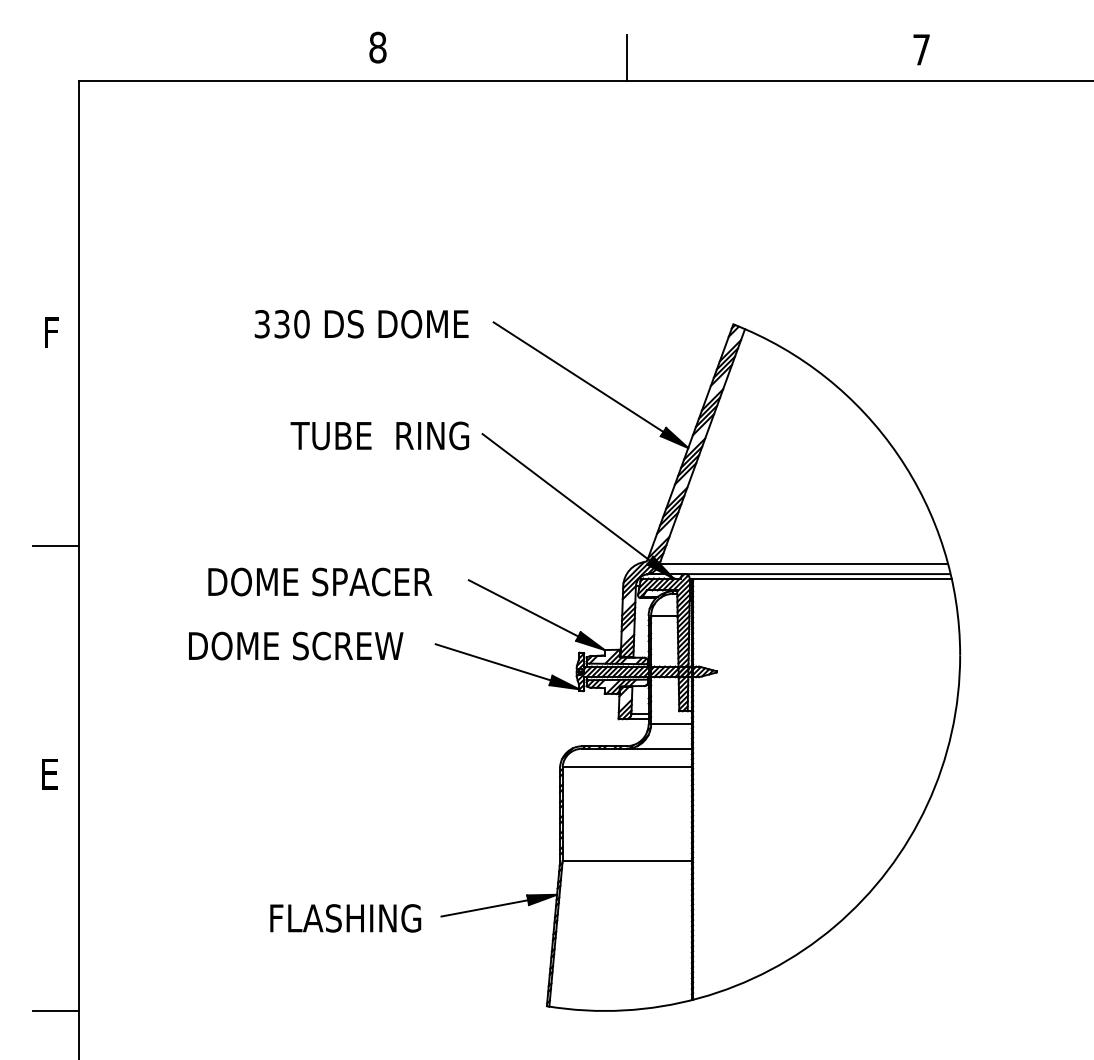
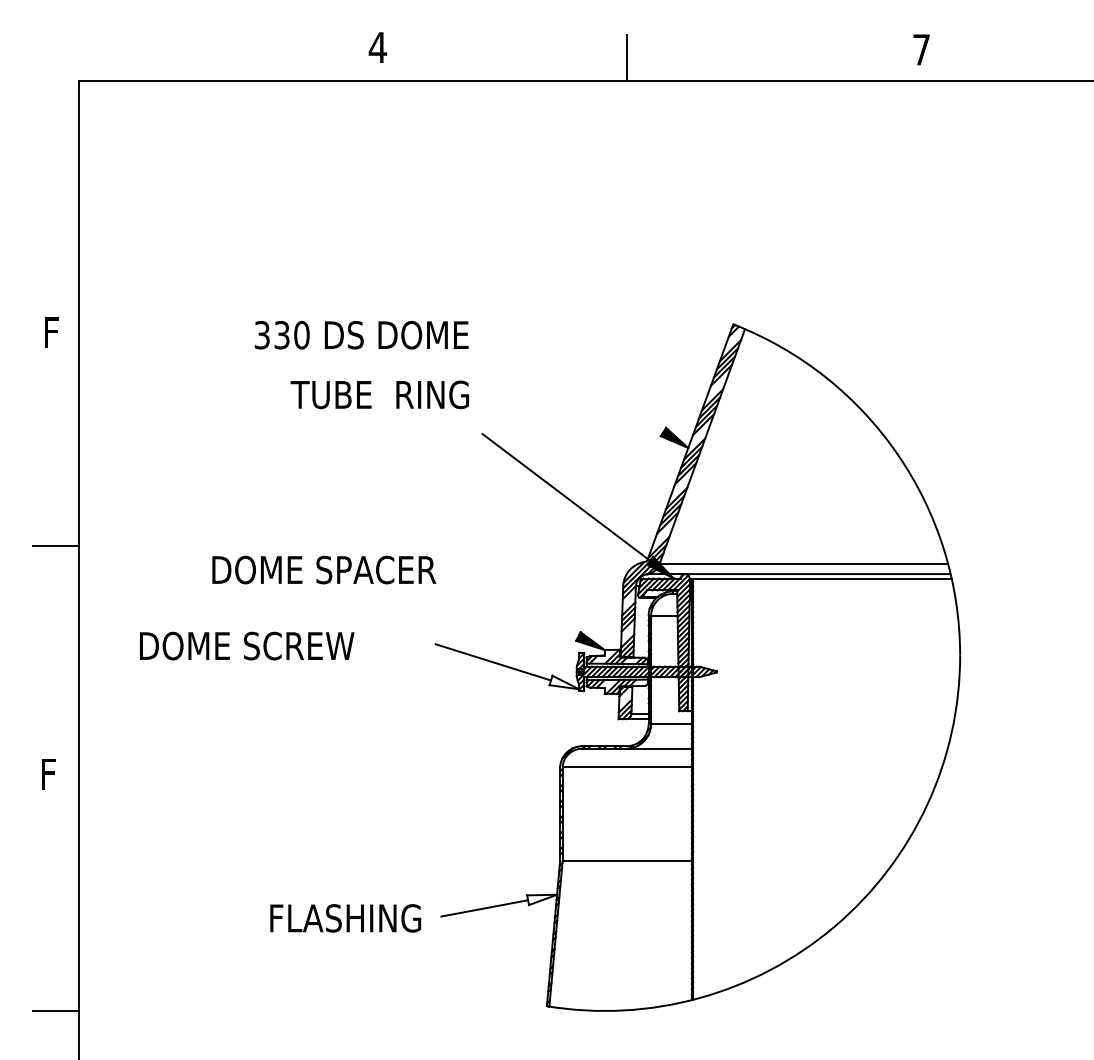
text: 8 -> 4 (377, 47)
text position: (361, 324) -> (361, 335) (361, 335)
line: present -> none (578, 377)
text position: (379, 435) -> (379, 394) (379, 394)
text position: (320, 581) -> (324, 569) (324, 569)
line: present -> none (523, 608)
text position: (296, 645) -> (247, 645) (247, 645)
fill: present -> none (564, 682)
text: E -> F (51, 774)
fill: present -> none (542, 899)
